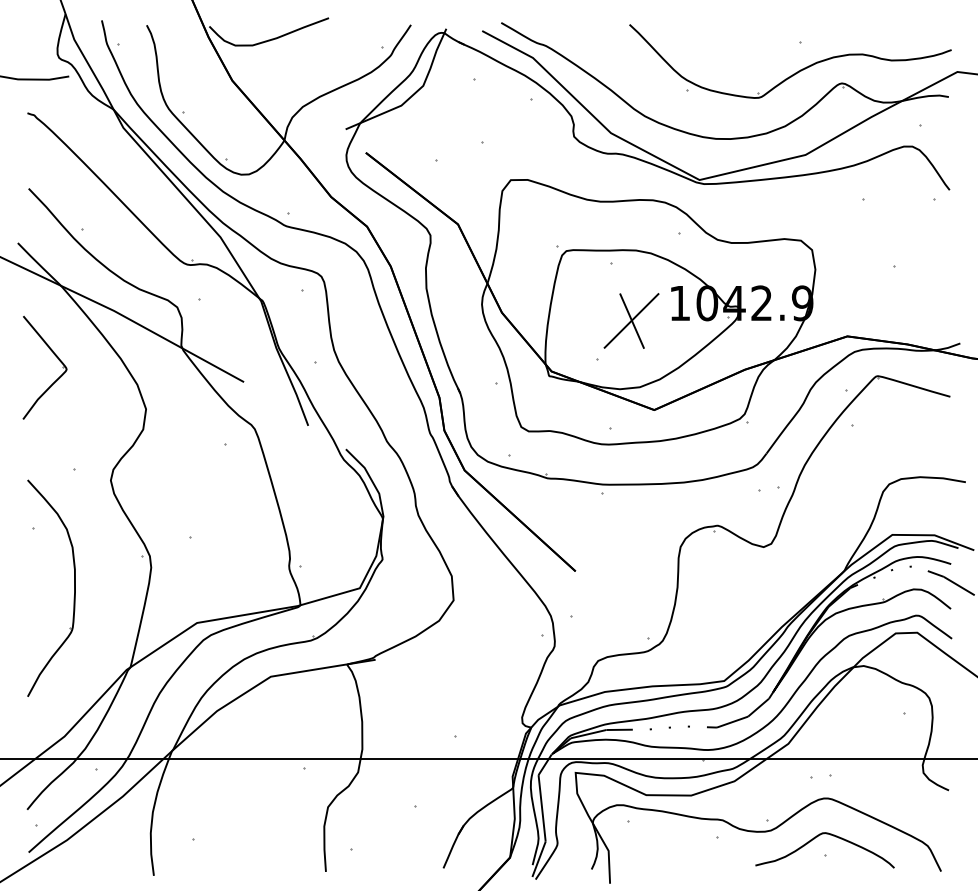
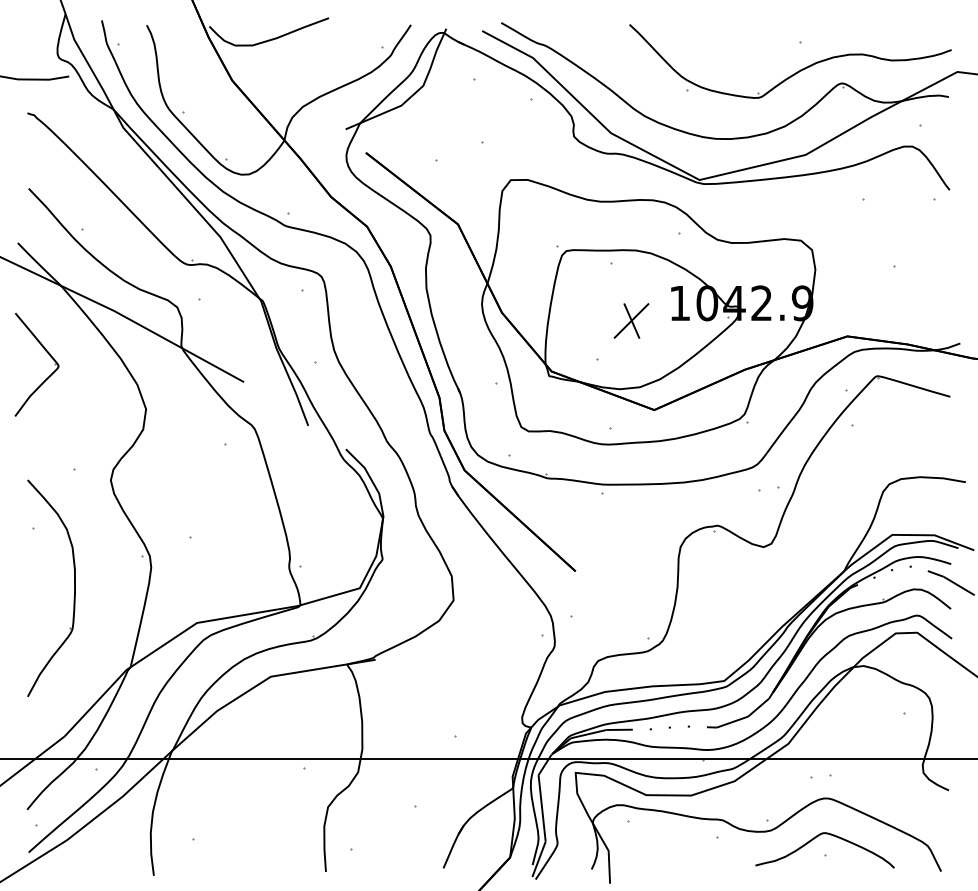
part size: 57x56 px -> 37x36 px (631, 320)
part position: (55, 356) -> (47, 353) (47, 353)
